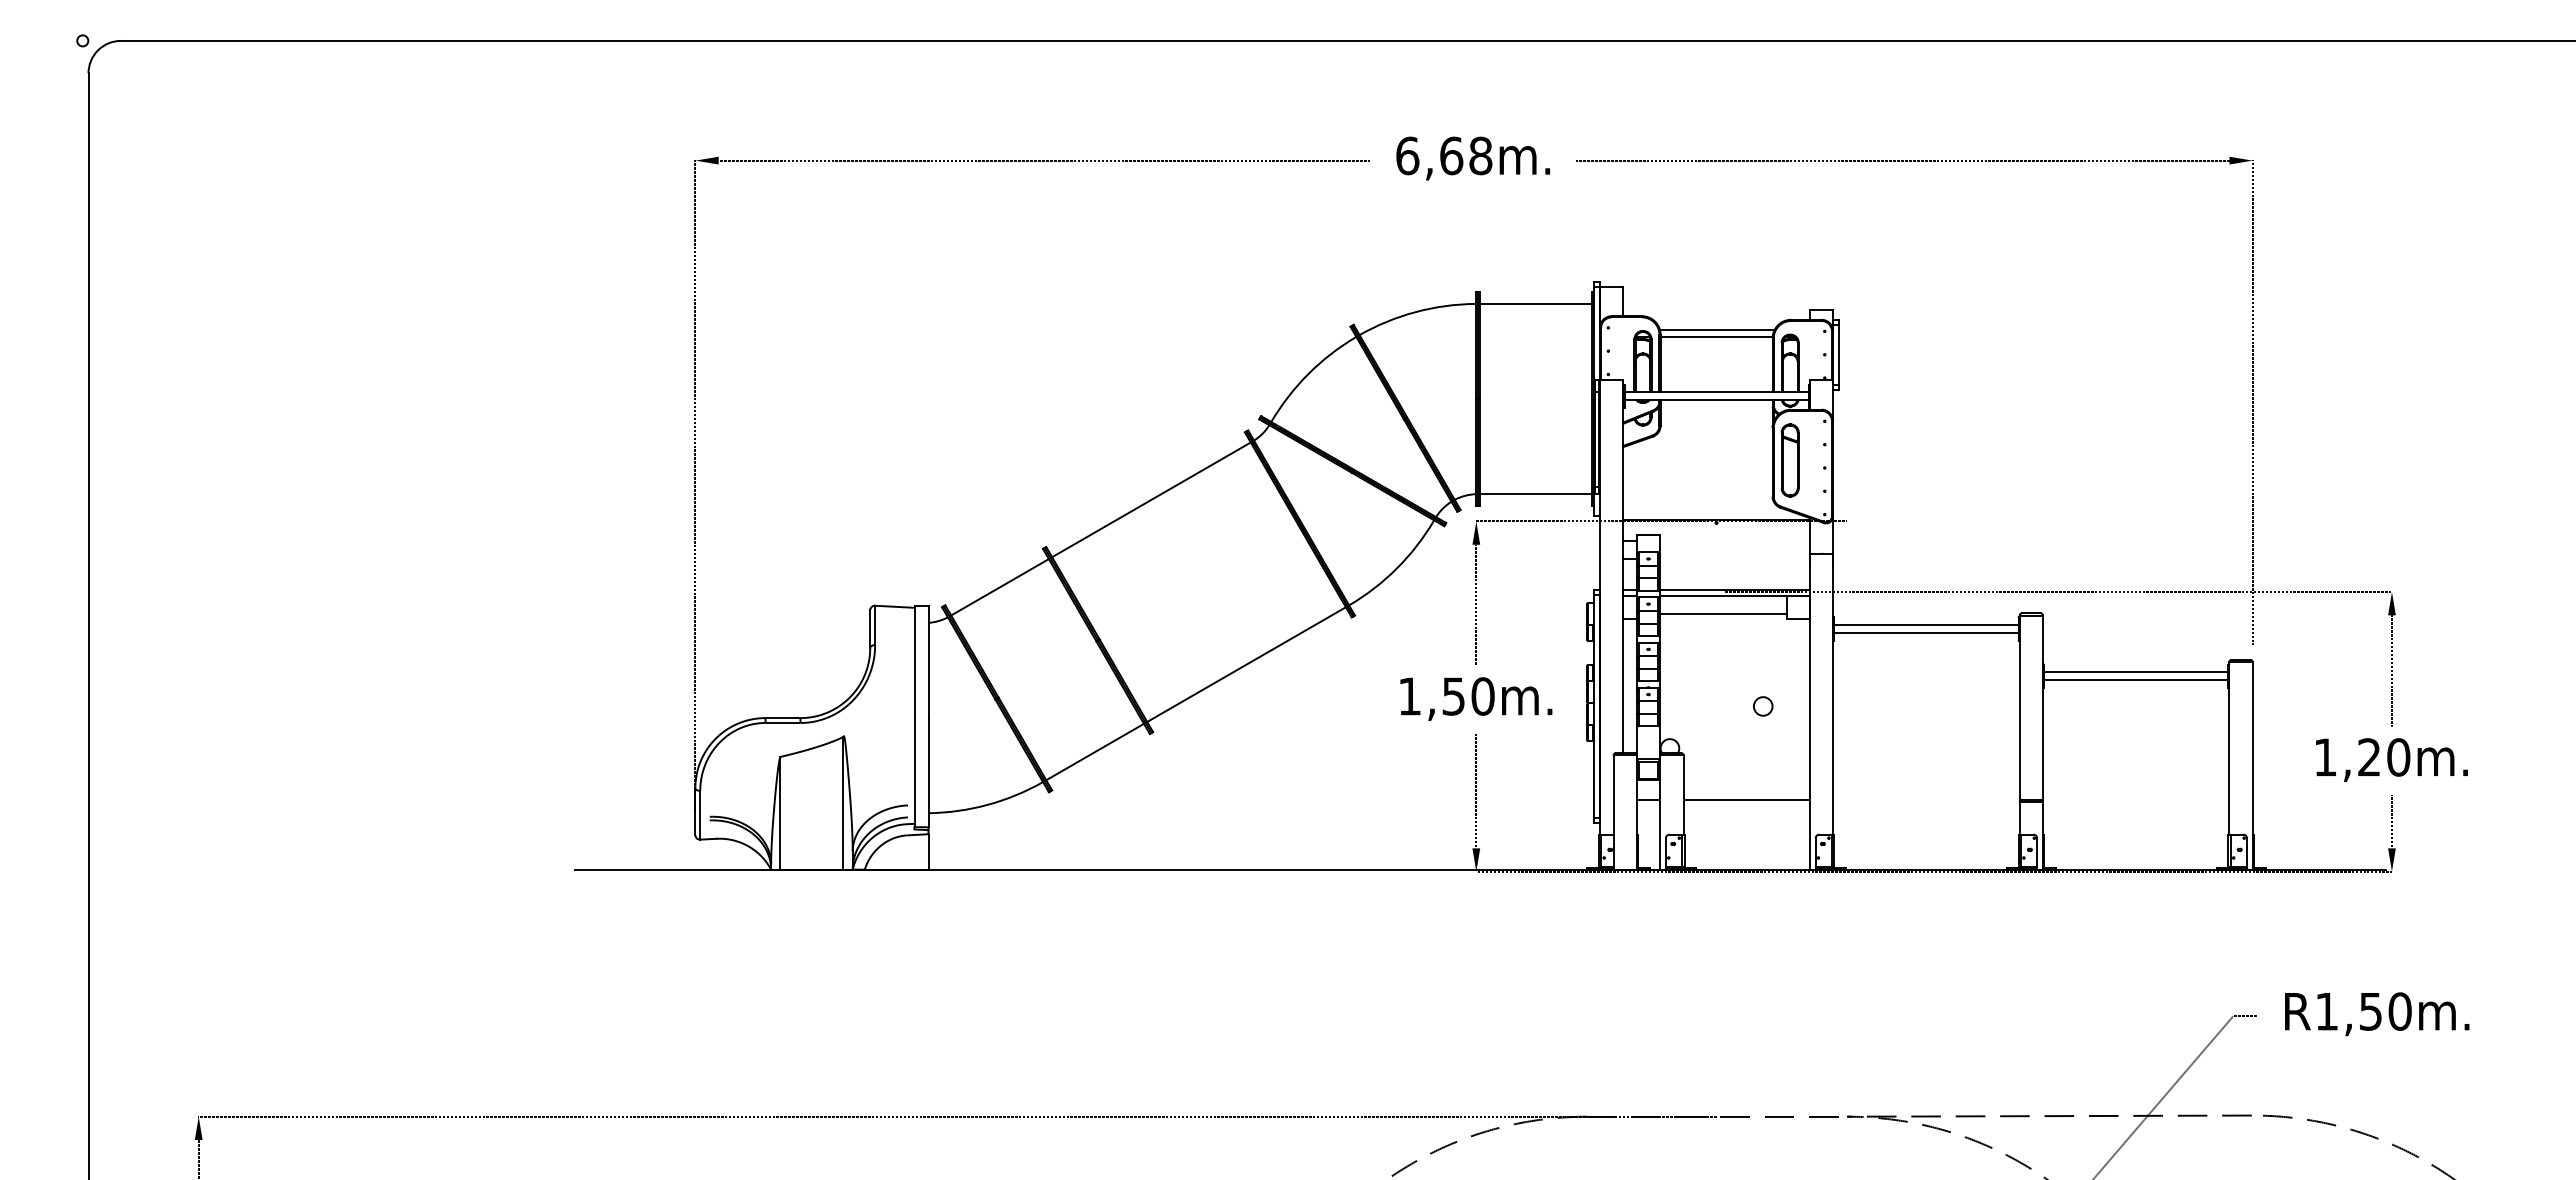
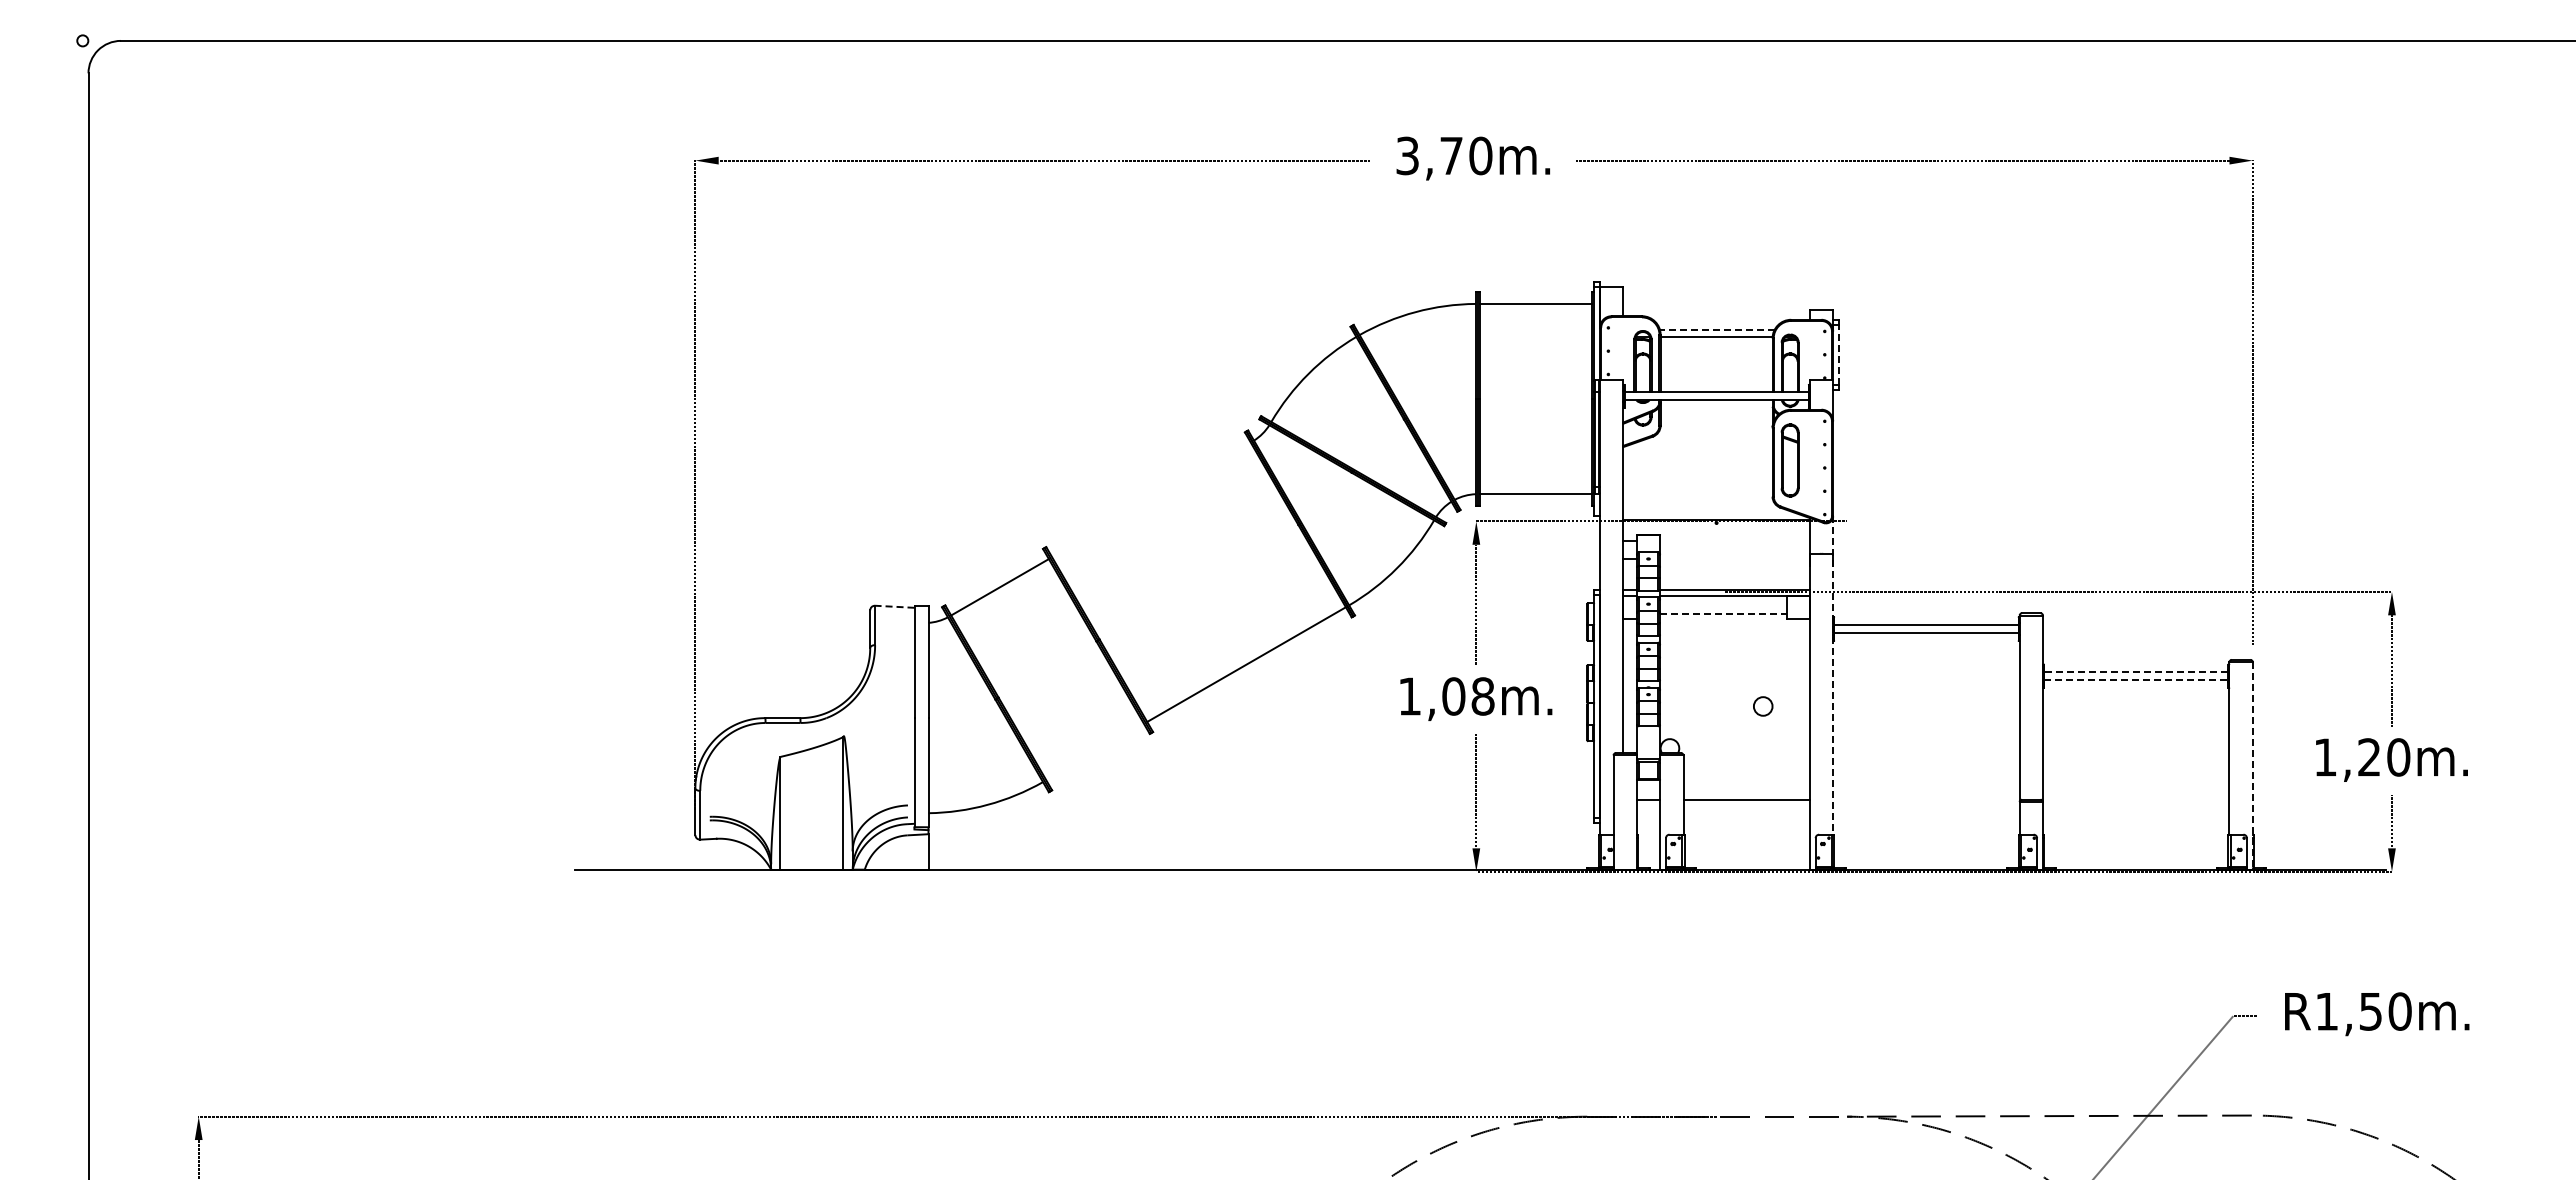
text: 6,68m. -> 3,70m. (1444, 155)
line: solid -> dashed (1716, 329)
line: solid -> dashed (1838, 354)
line: present -> none (1151, 499)
line: solid -> dashed (894, 606)
line: solid -> dashed (1723, 614)
line: solid -> dashed (2135, 672)
line: solid -> dashed (1833, 676)
line: solid -> dashed (2136, 680)
text: 1,50m. -> 1,08m. (1468, 696)
line: present -> none (1095, 751)
line: solid -> dashed (2252, 765)
